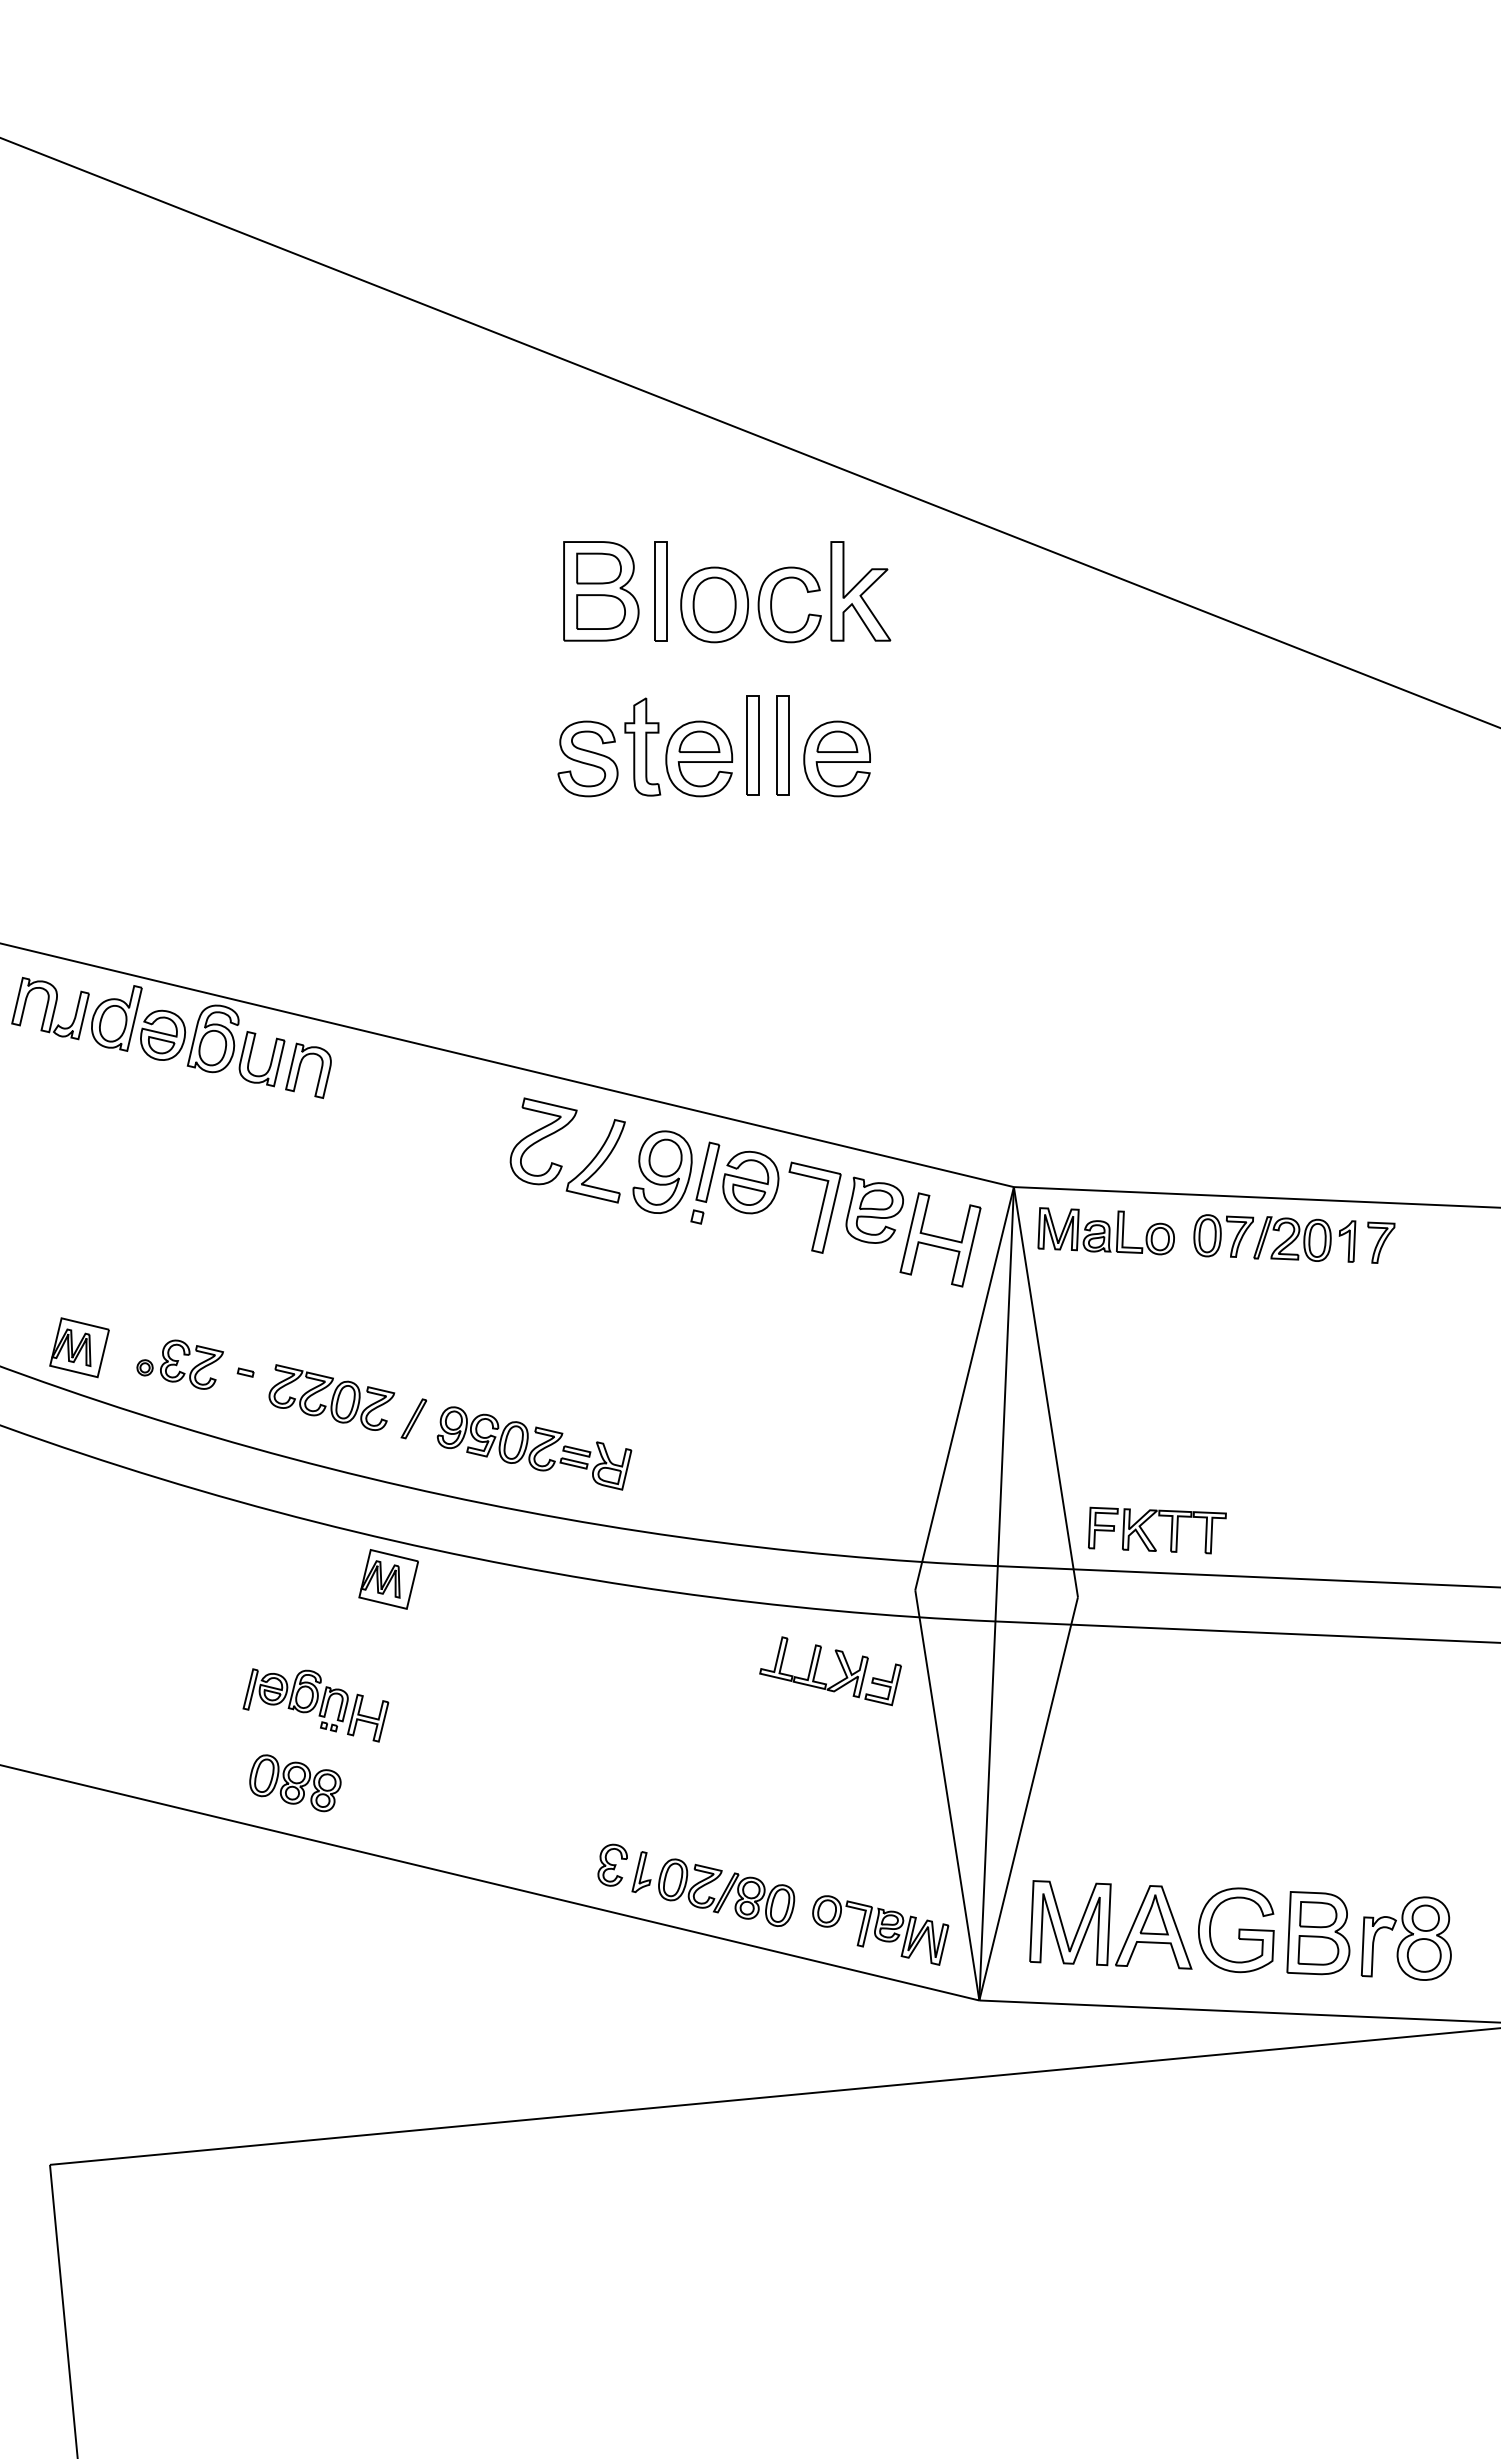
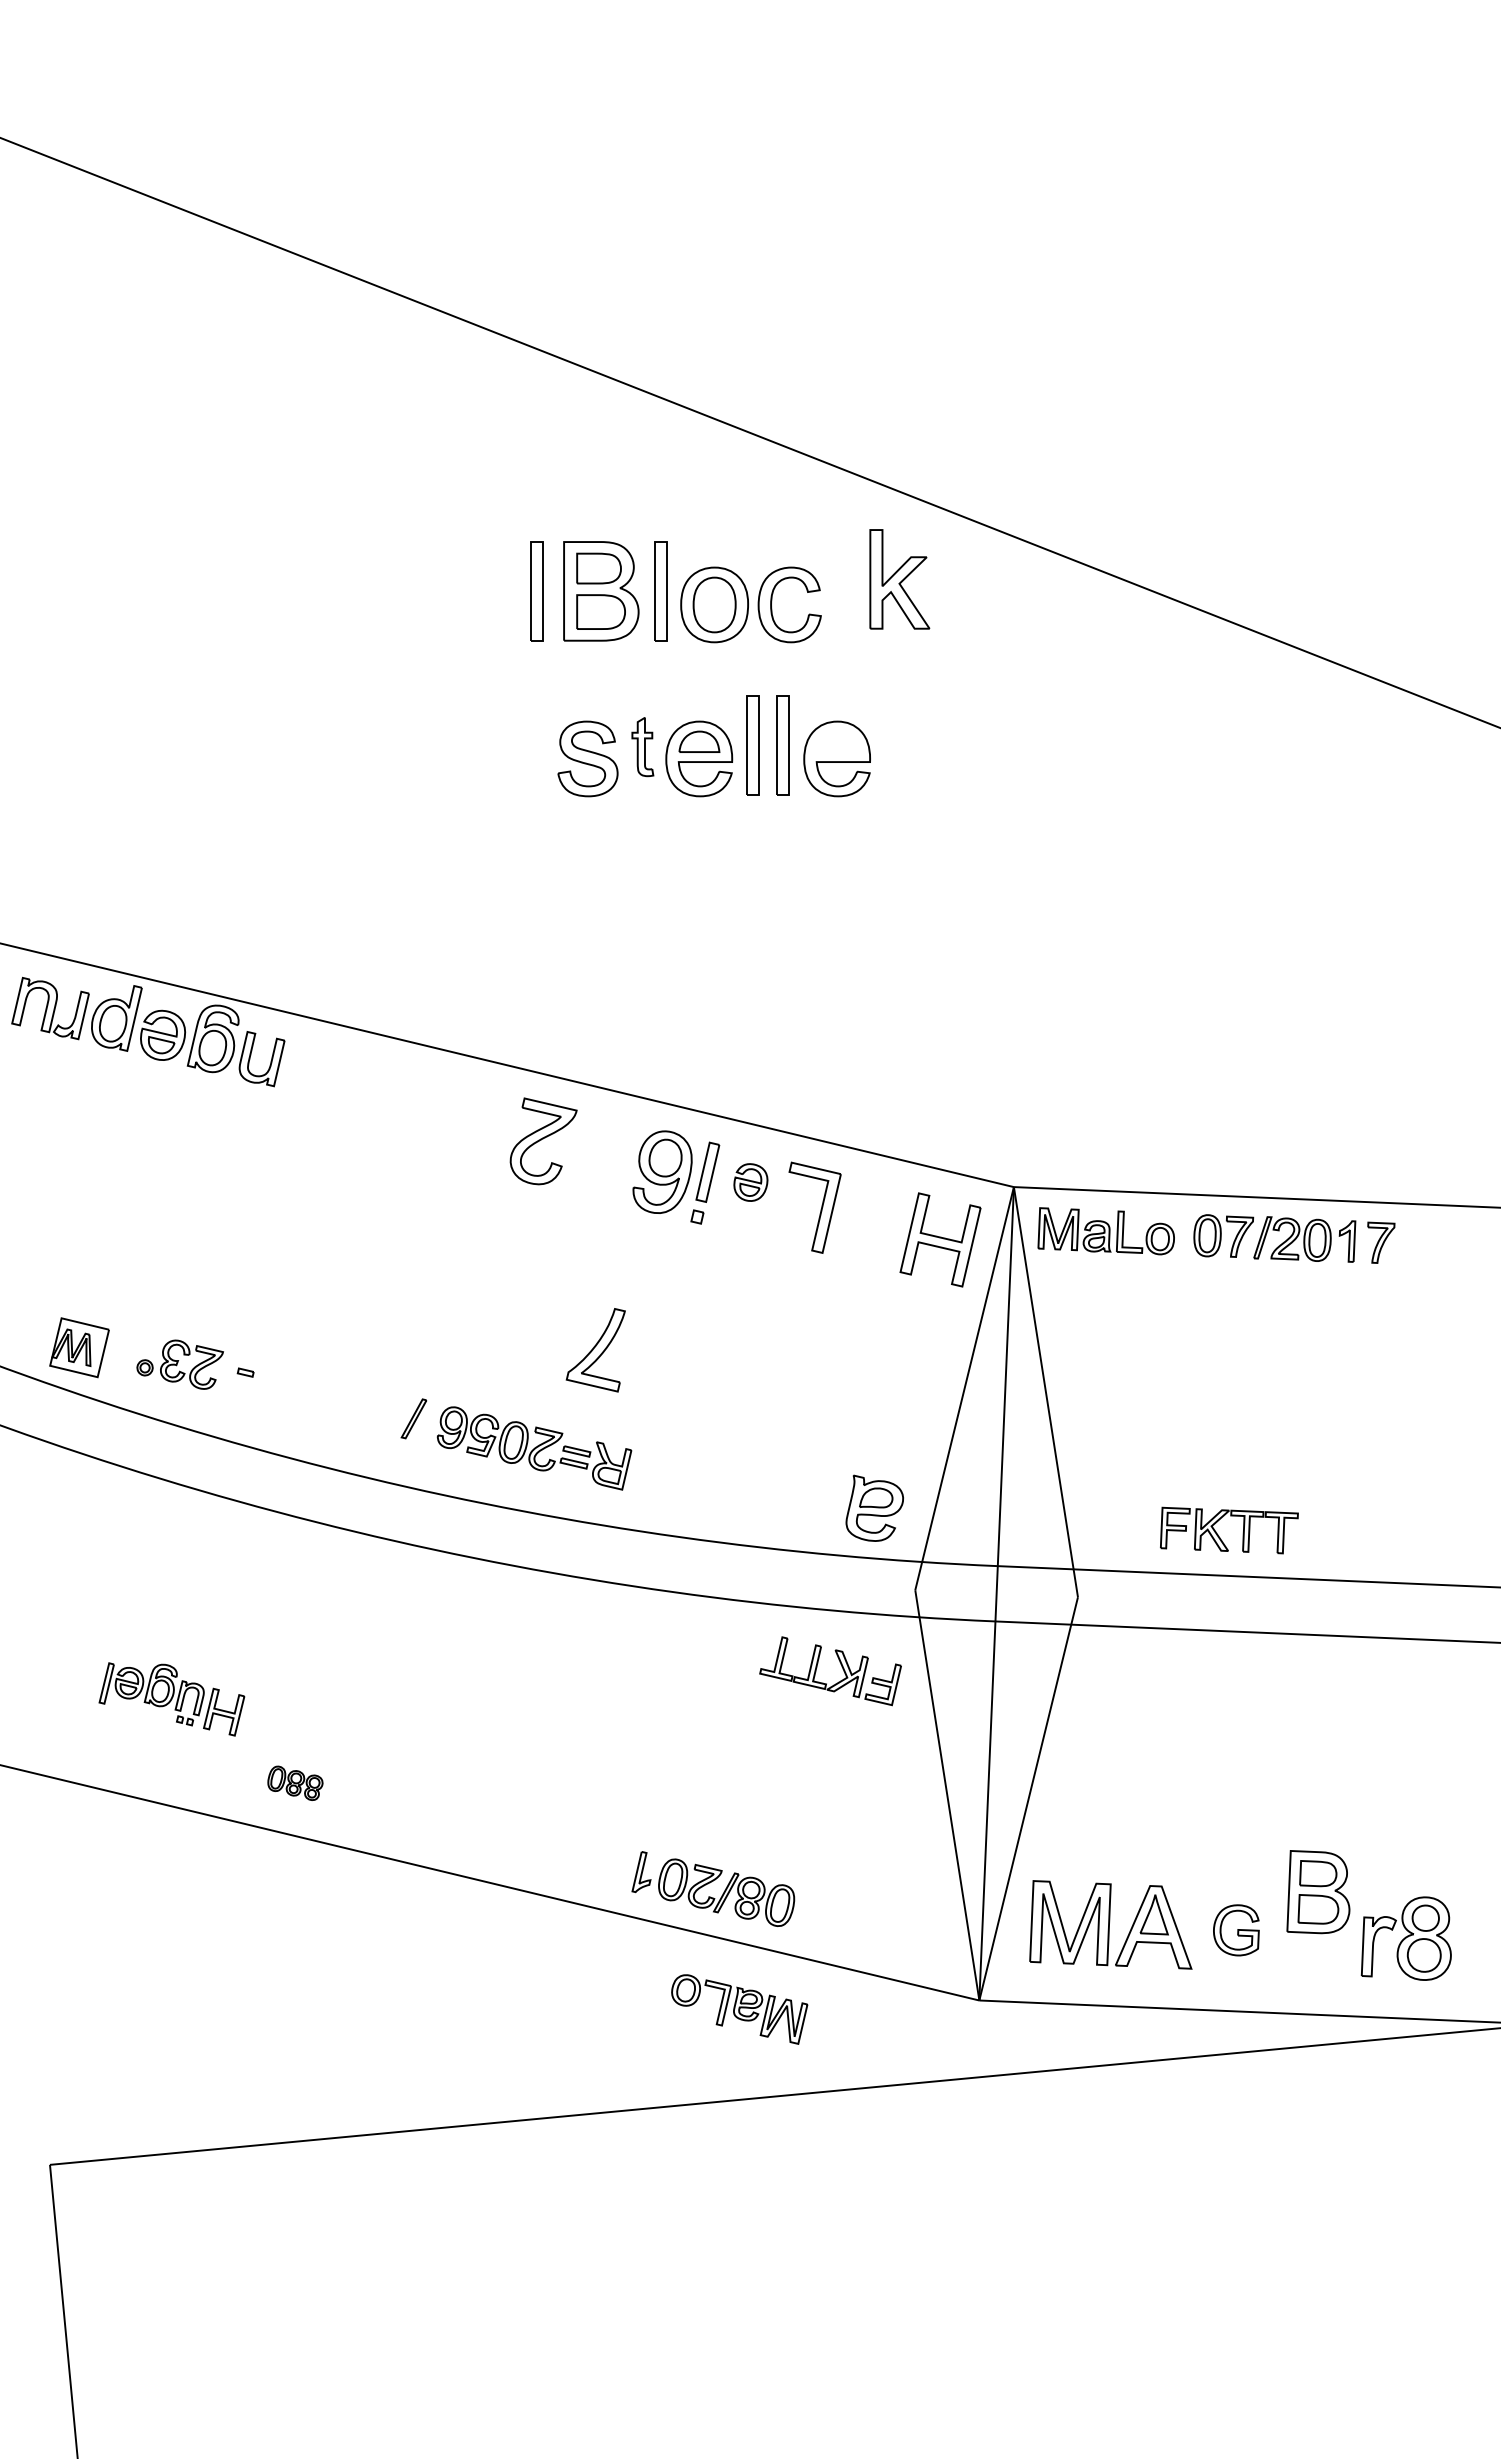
part: none -> present (536, 591)
part position: (860, 591) -> (899, 579) (899, 579)
part: present -> none (837, 741)
part size: 38x100 px -> 24x61 px (642, 747)
part: present -> none (300, 1067)
part position: (595, 1161) -> (595, 1350) (595, 1350)
part size: 58x65 px -> 36x39 px (750, 1182)
part position: (874, 1209) -> (874, 1507) (874, 1507)
part: present -> none (331, 1397)
part position: (1148, 1537) -> (1220, 1537) (1220, 1537)
part: present -> none (388, 1579)
part position: (315, 1705) -> (171, 1699) (171, 1699)
part size: 93x59 px -> 57x36 px (295, 1782)
part: present -> none (612, 1864)
part position: (880, 1930) -> (739, 2009) (739, 2009)
part size: 77x87 px -> 47x53 px (1236, 1930)
part position: (1318, 1933) -> (1318, 1892) (1318, 1892)
